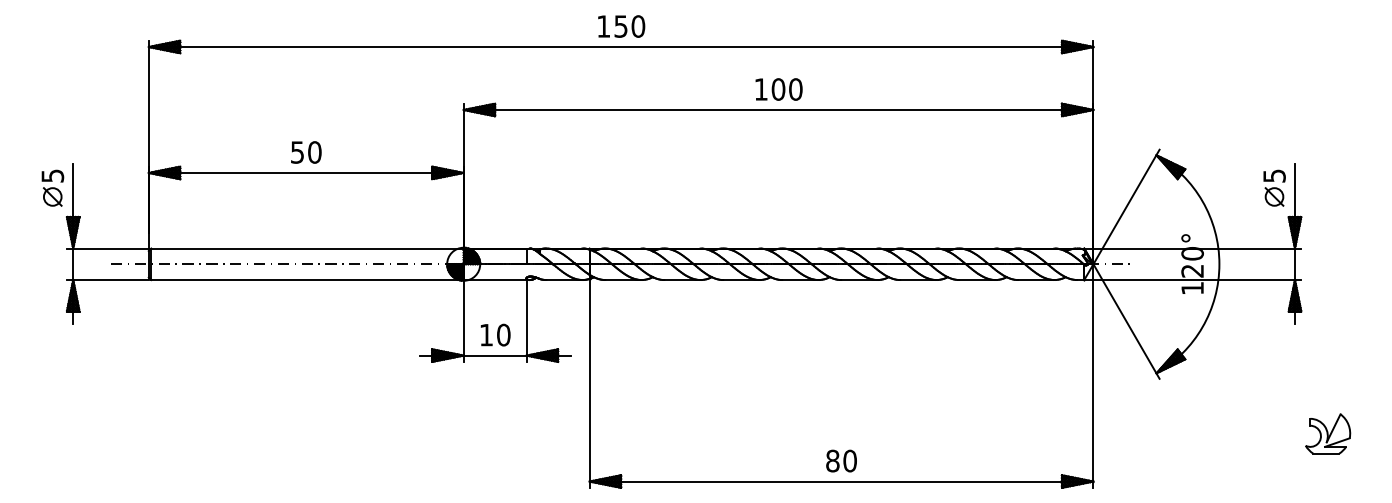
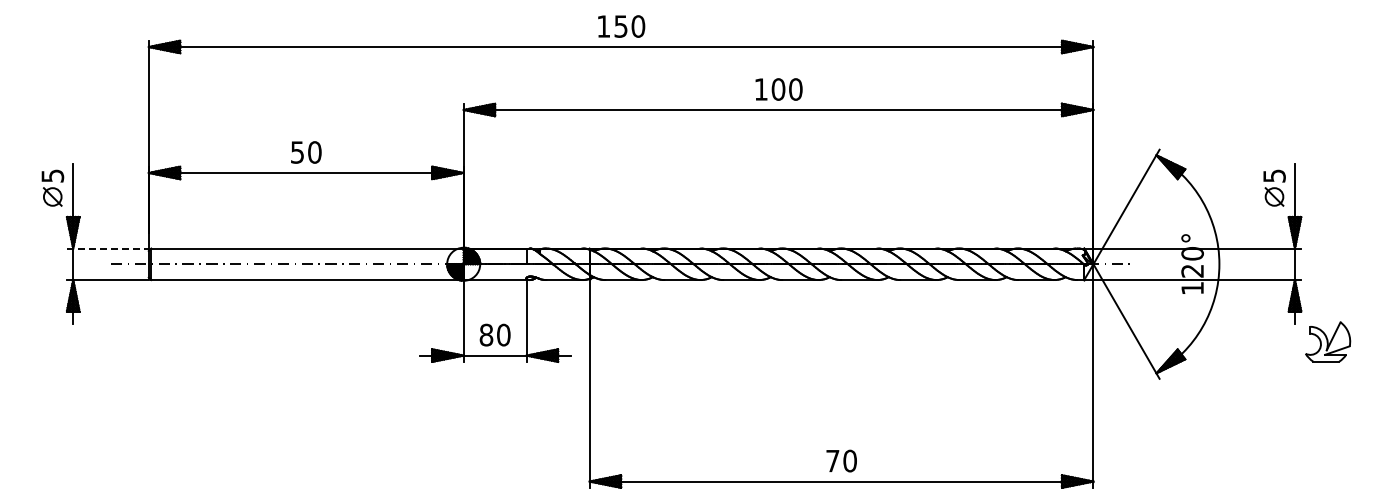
line: solid -> dashed (107, 248)
text: 10 -> 80 (486, 334)
part position: (1328, 433) -> (1328, 341) (1328, 341)
text: 80 -> 70 (832, 460)
